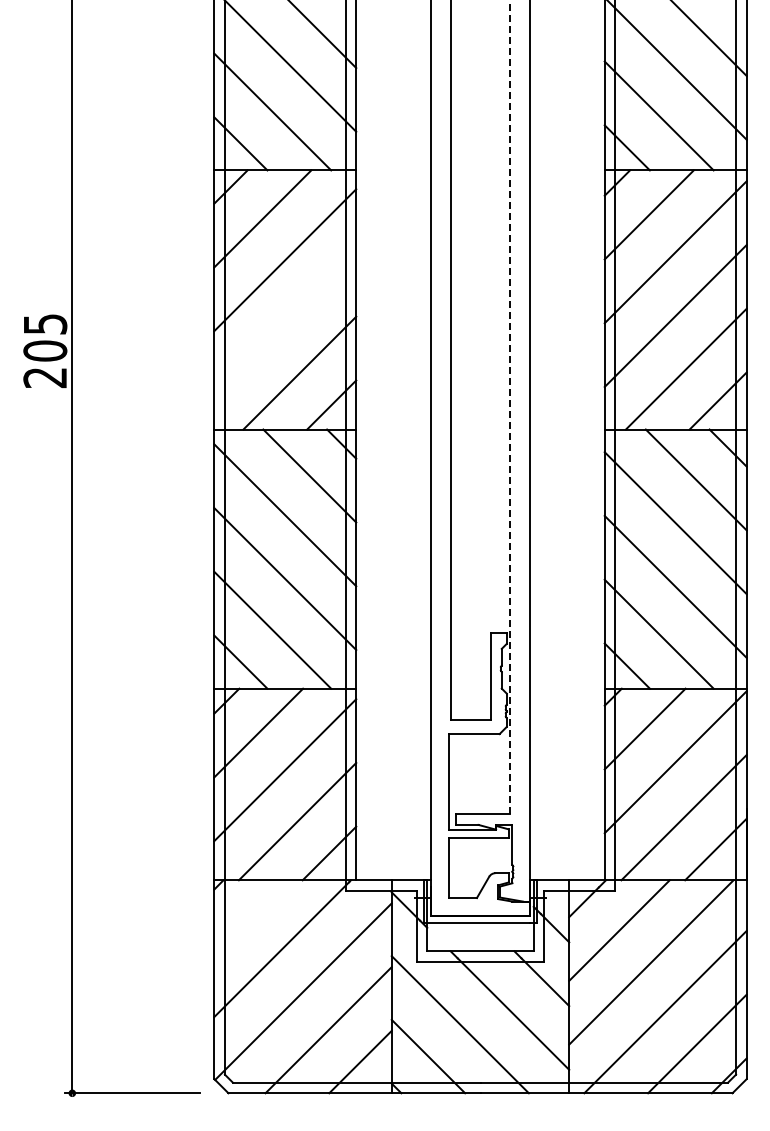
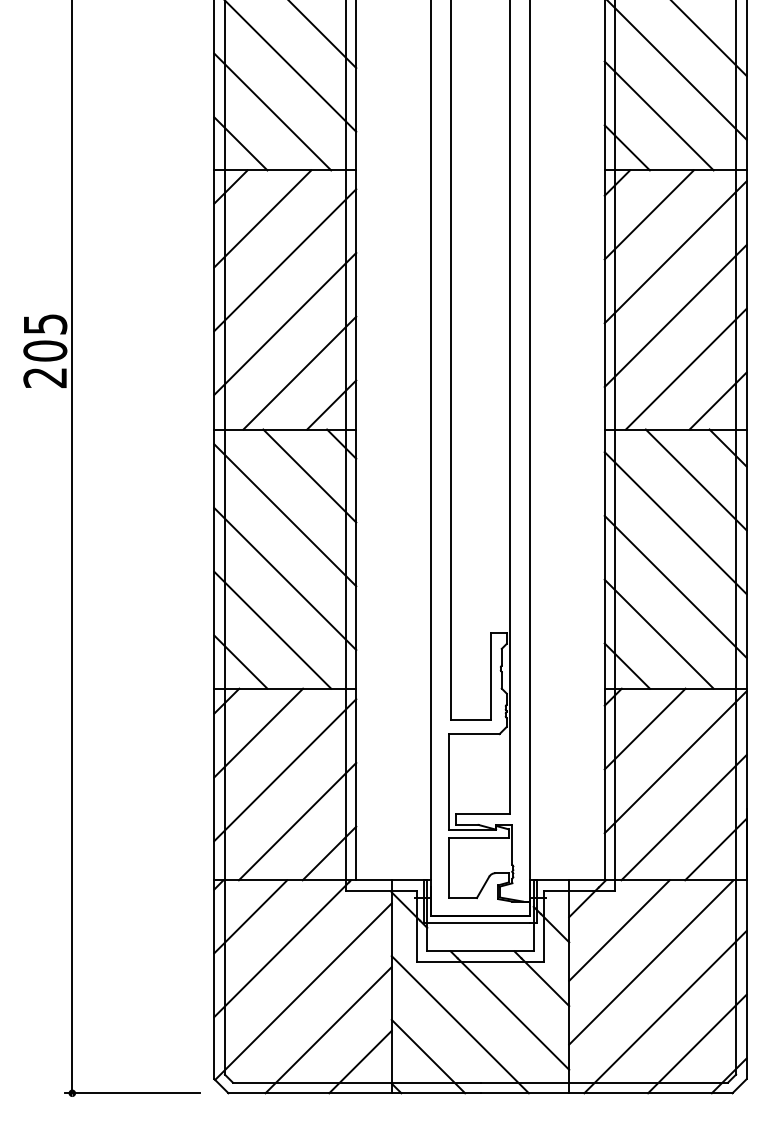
line: none -> present (285, 323)
line: dashed -> solid (510, 406)
line: none -> present (250, 916)
